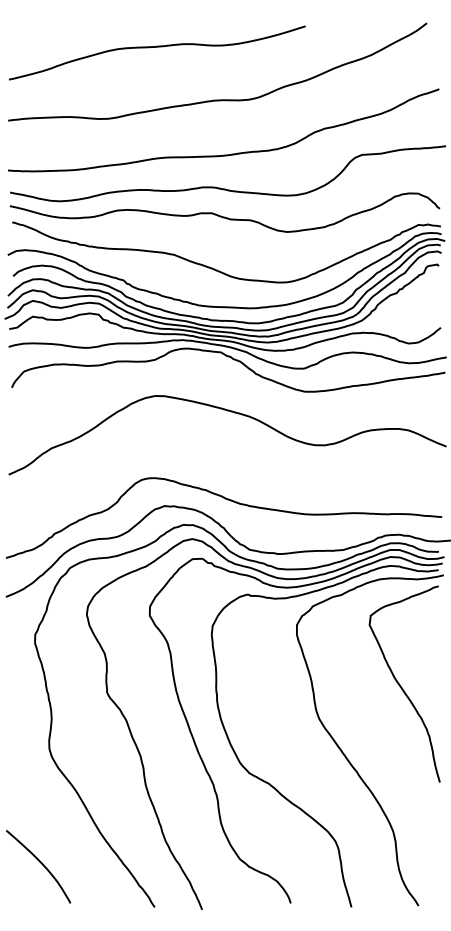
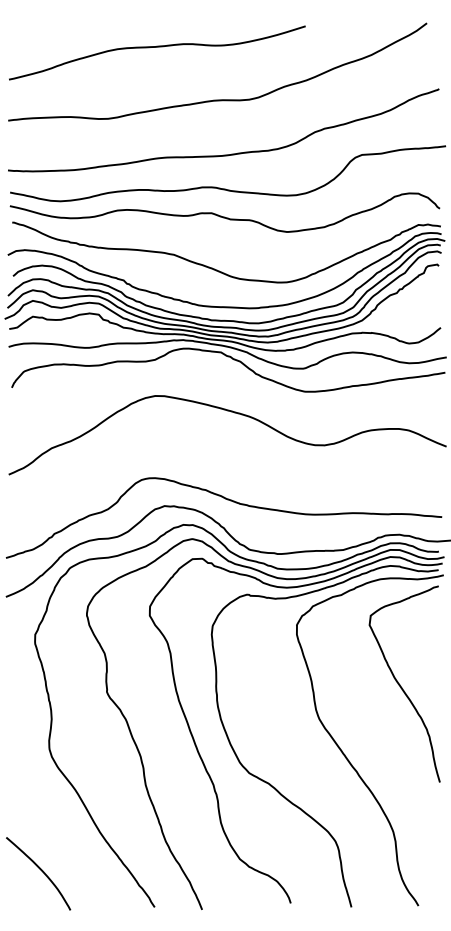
curve position: (40, 863) -> (40, 870) (40, 870)
